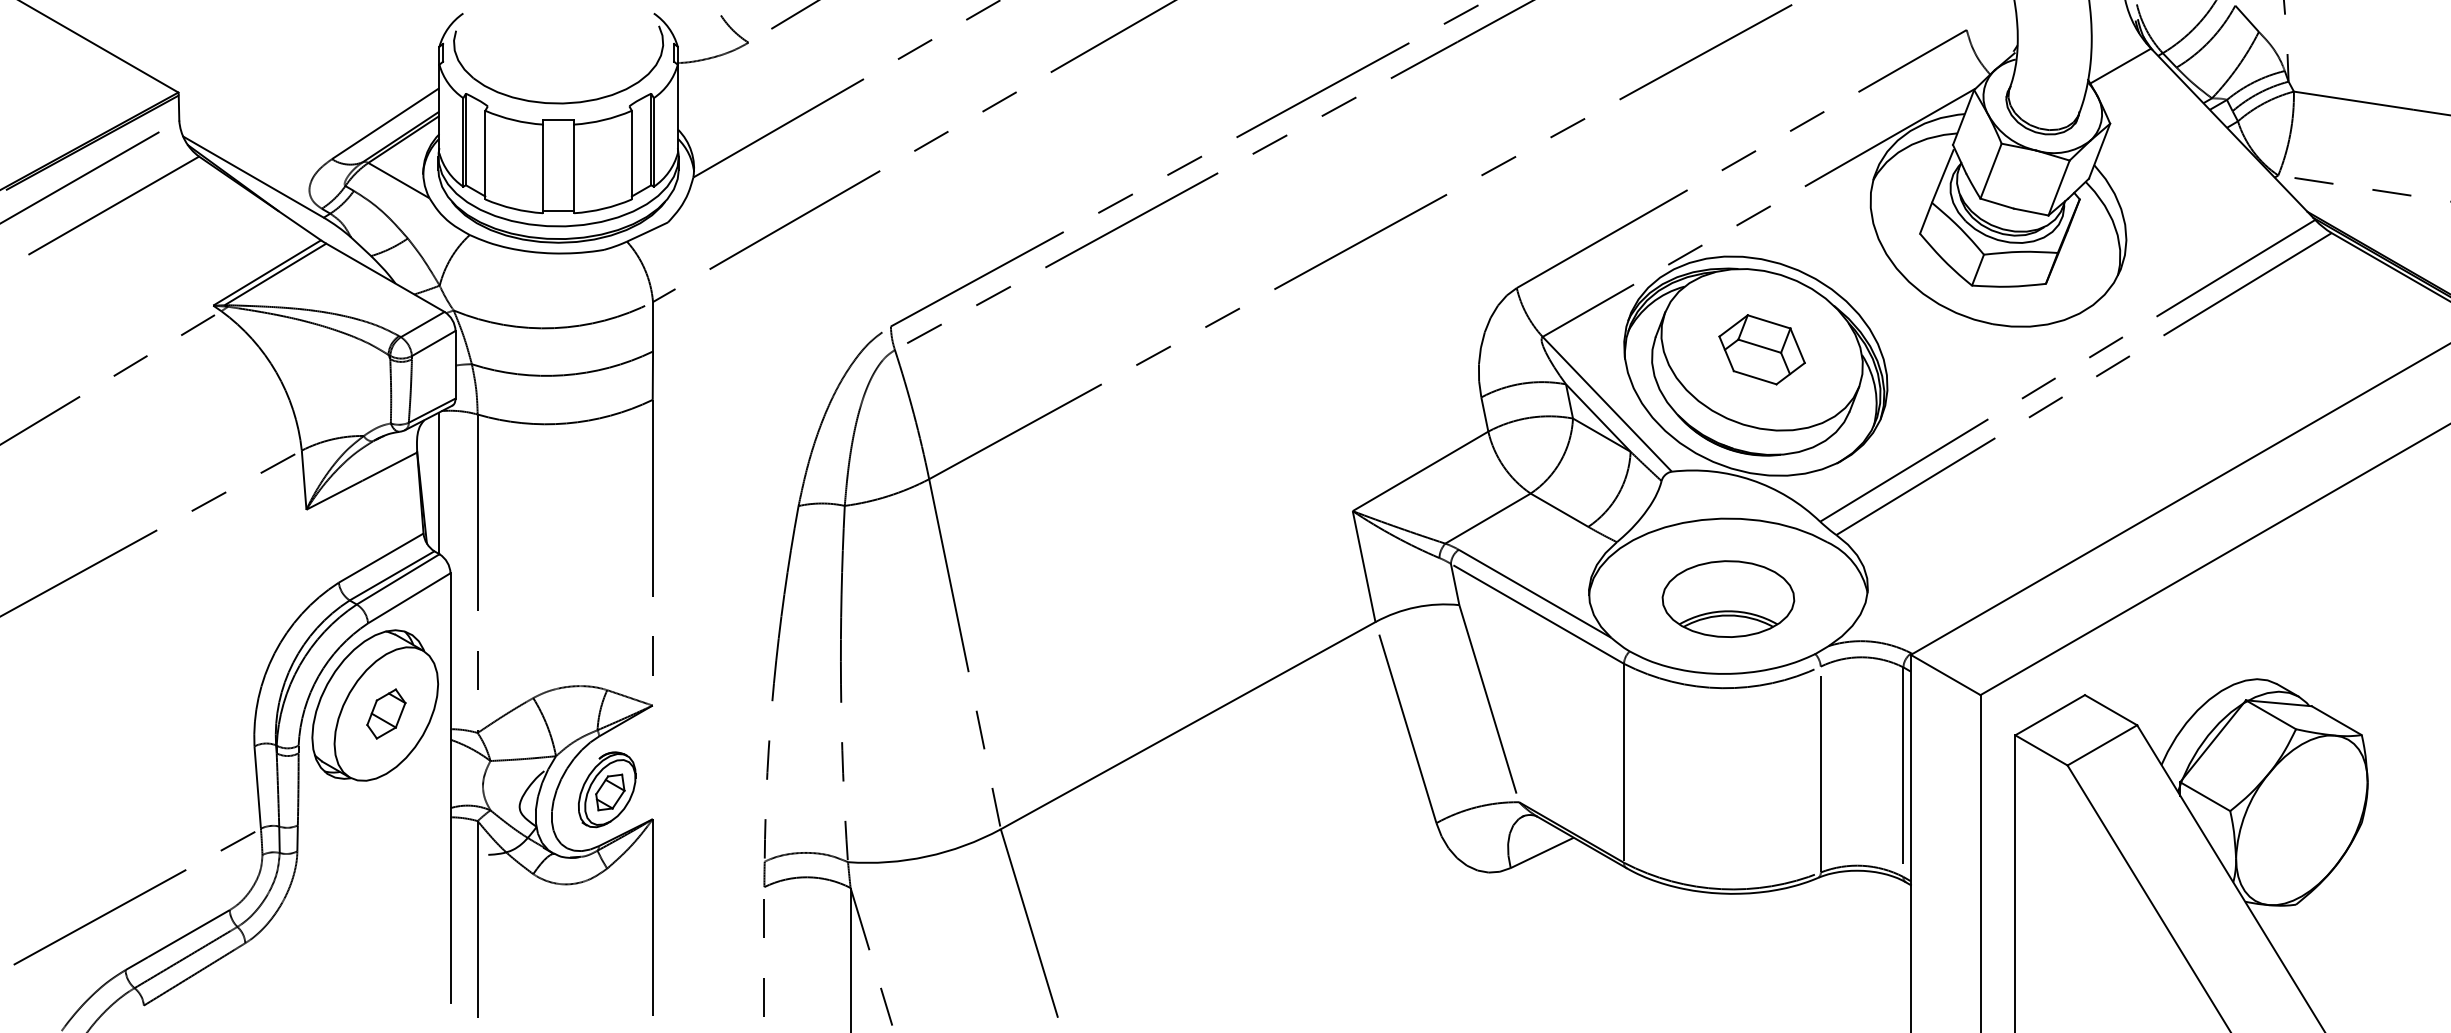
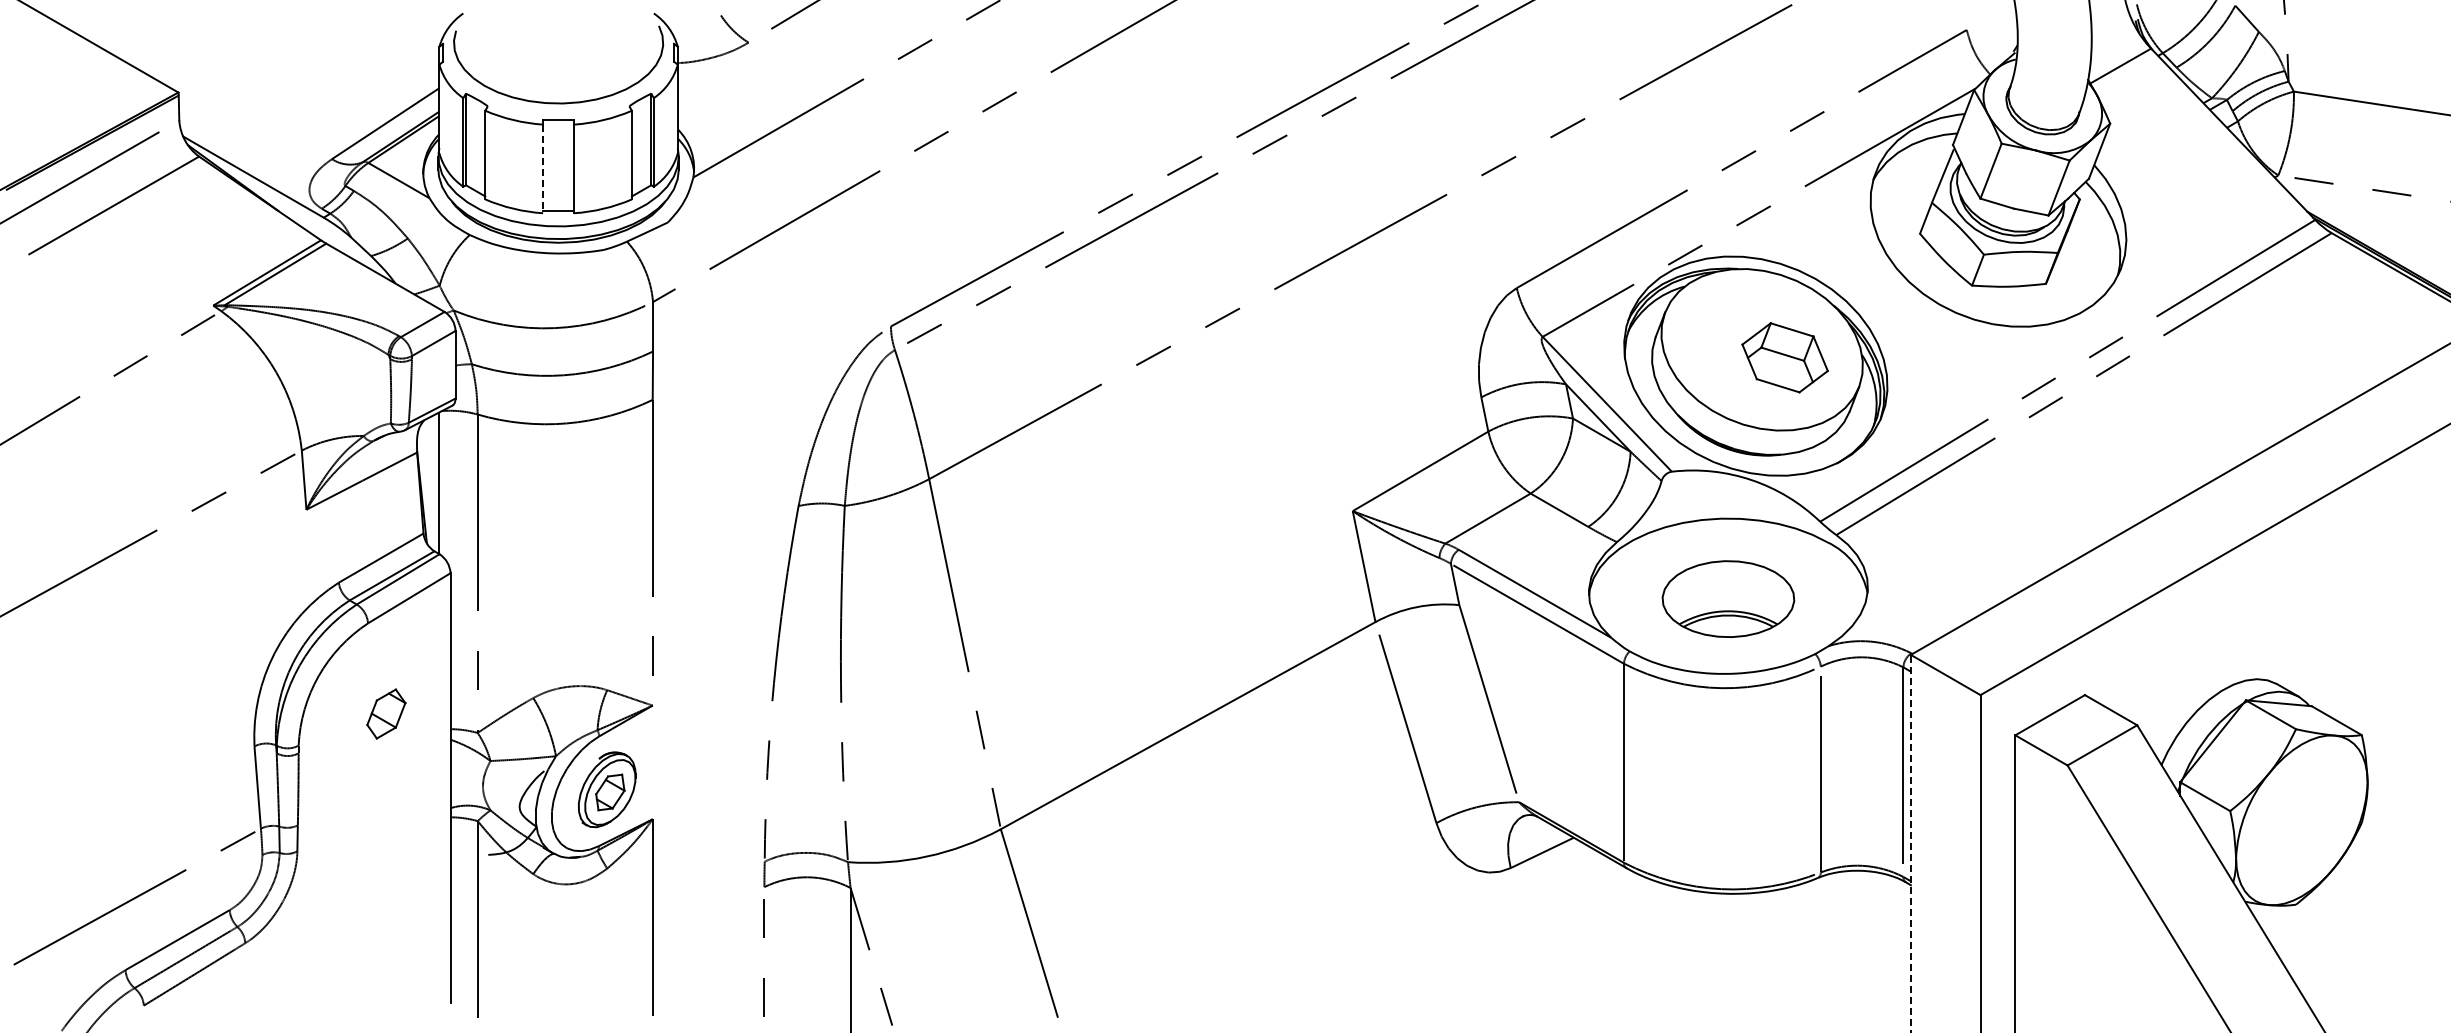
line: solid -> dashed (543, 169)
part position: (1761, 349) -> (1784, 357) (1784, 357)
part: present -> none (375, 705)
line: solid -> dashed (1910, 843)
